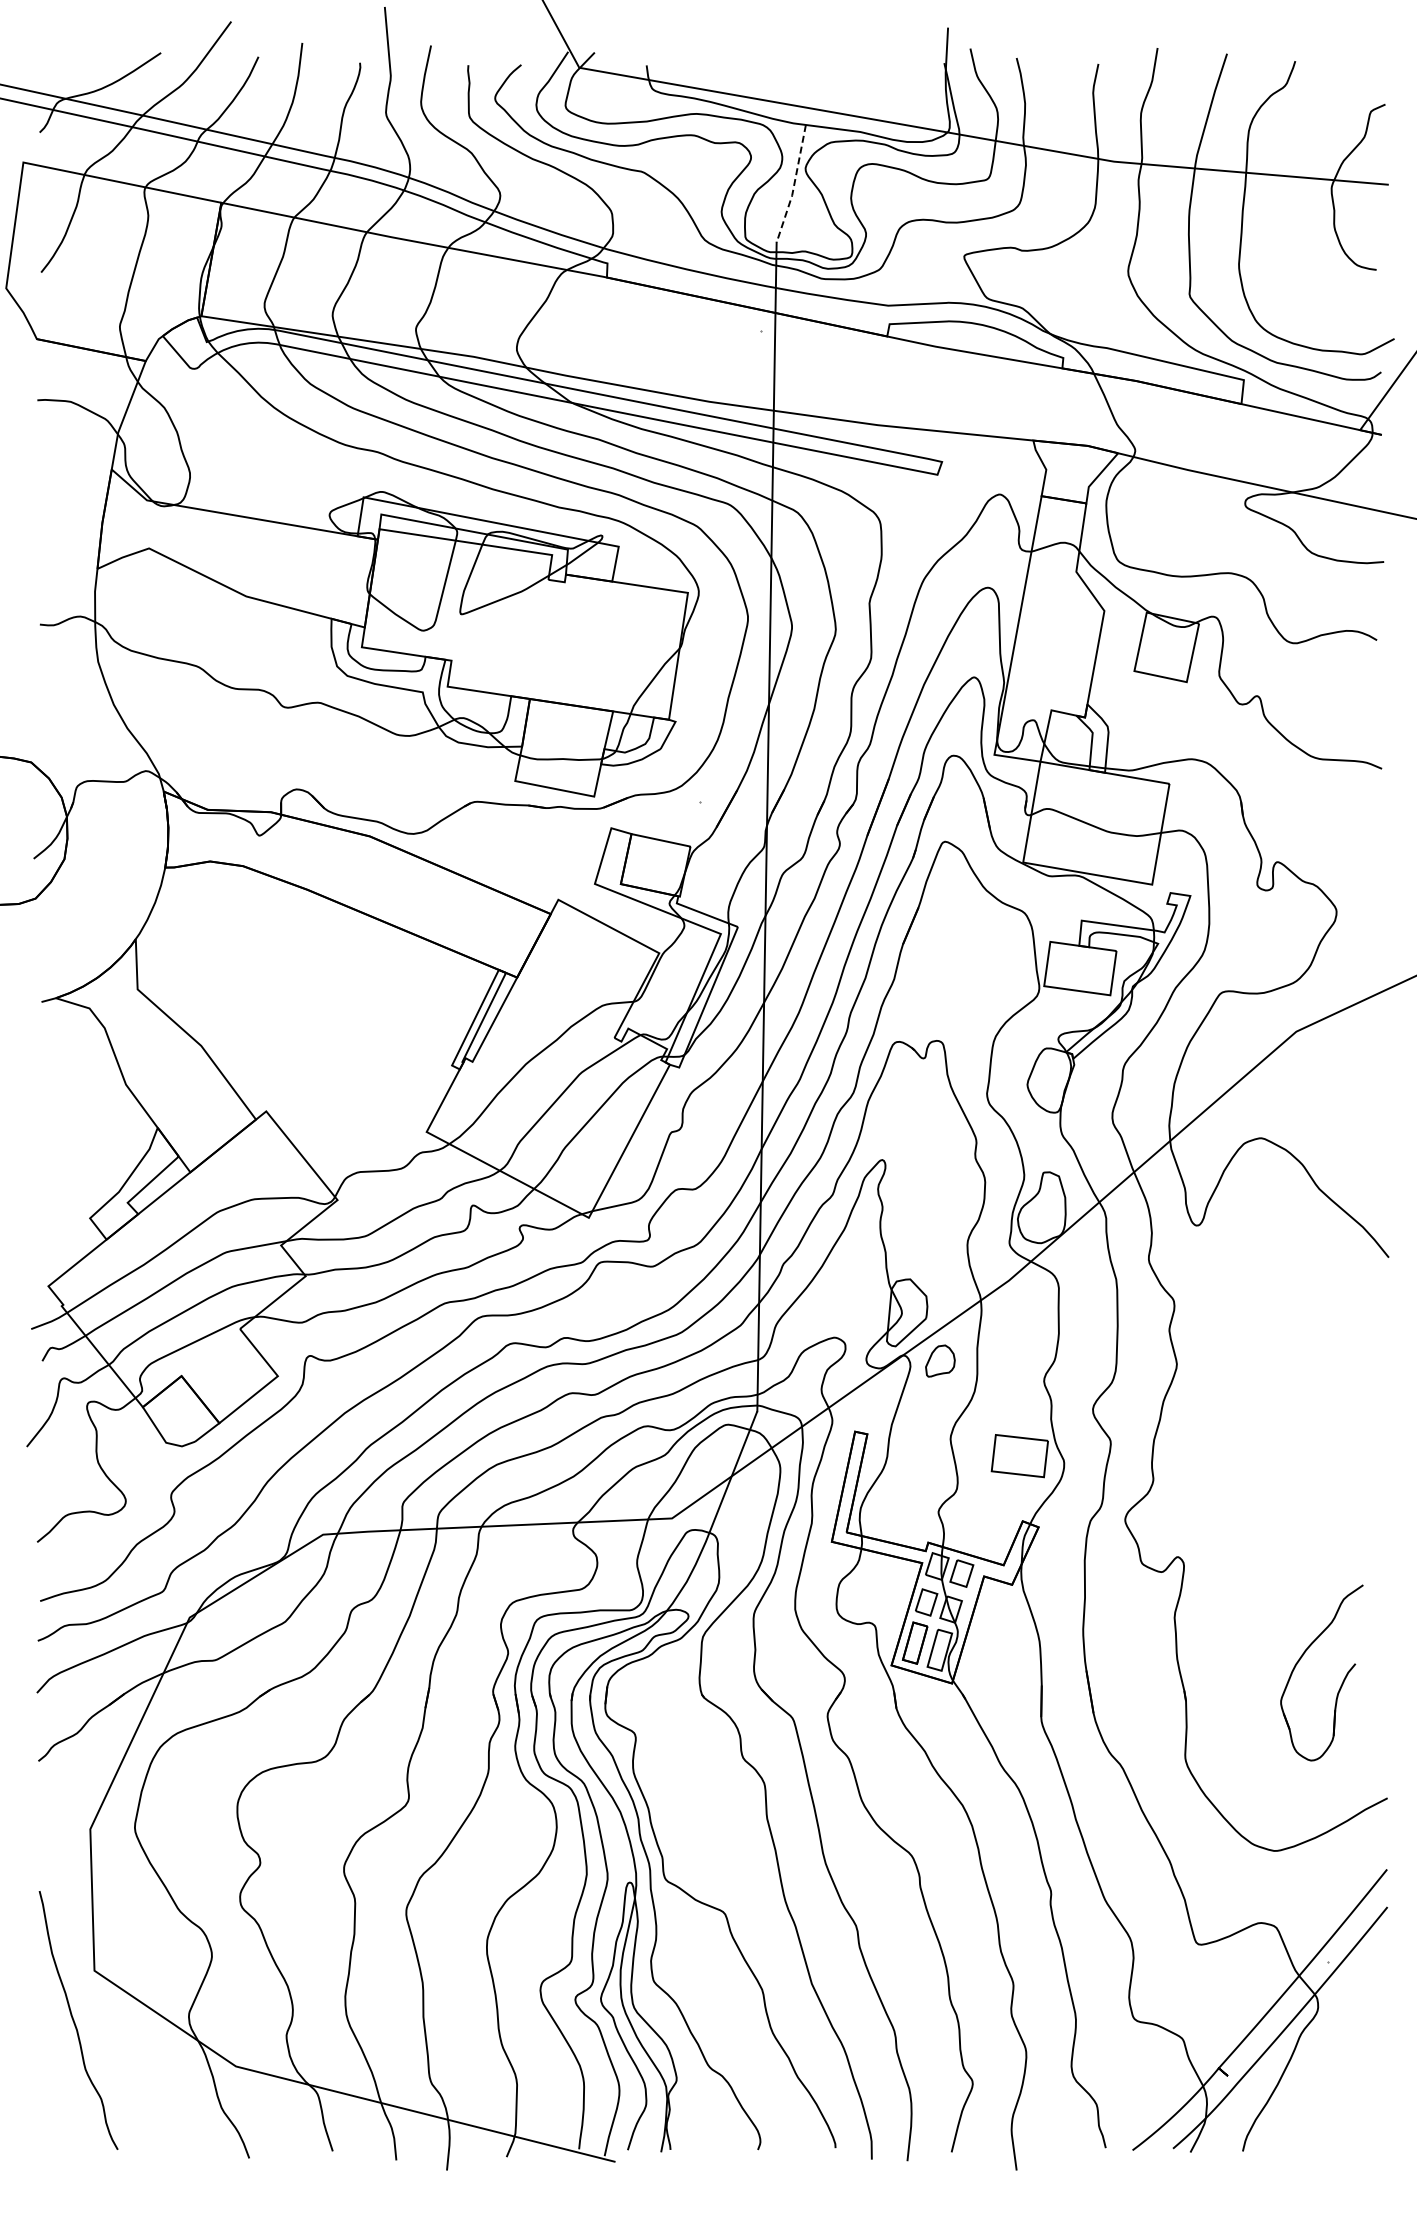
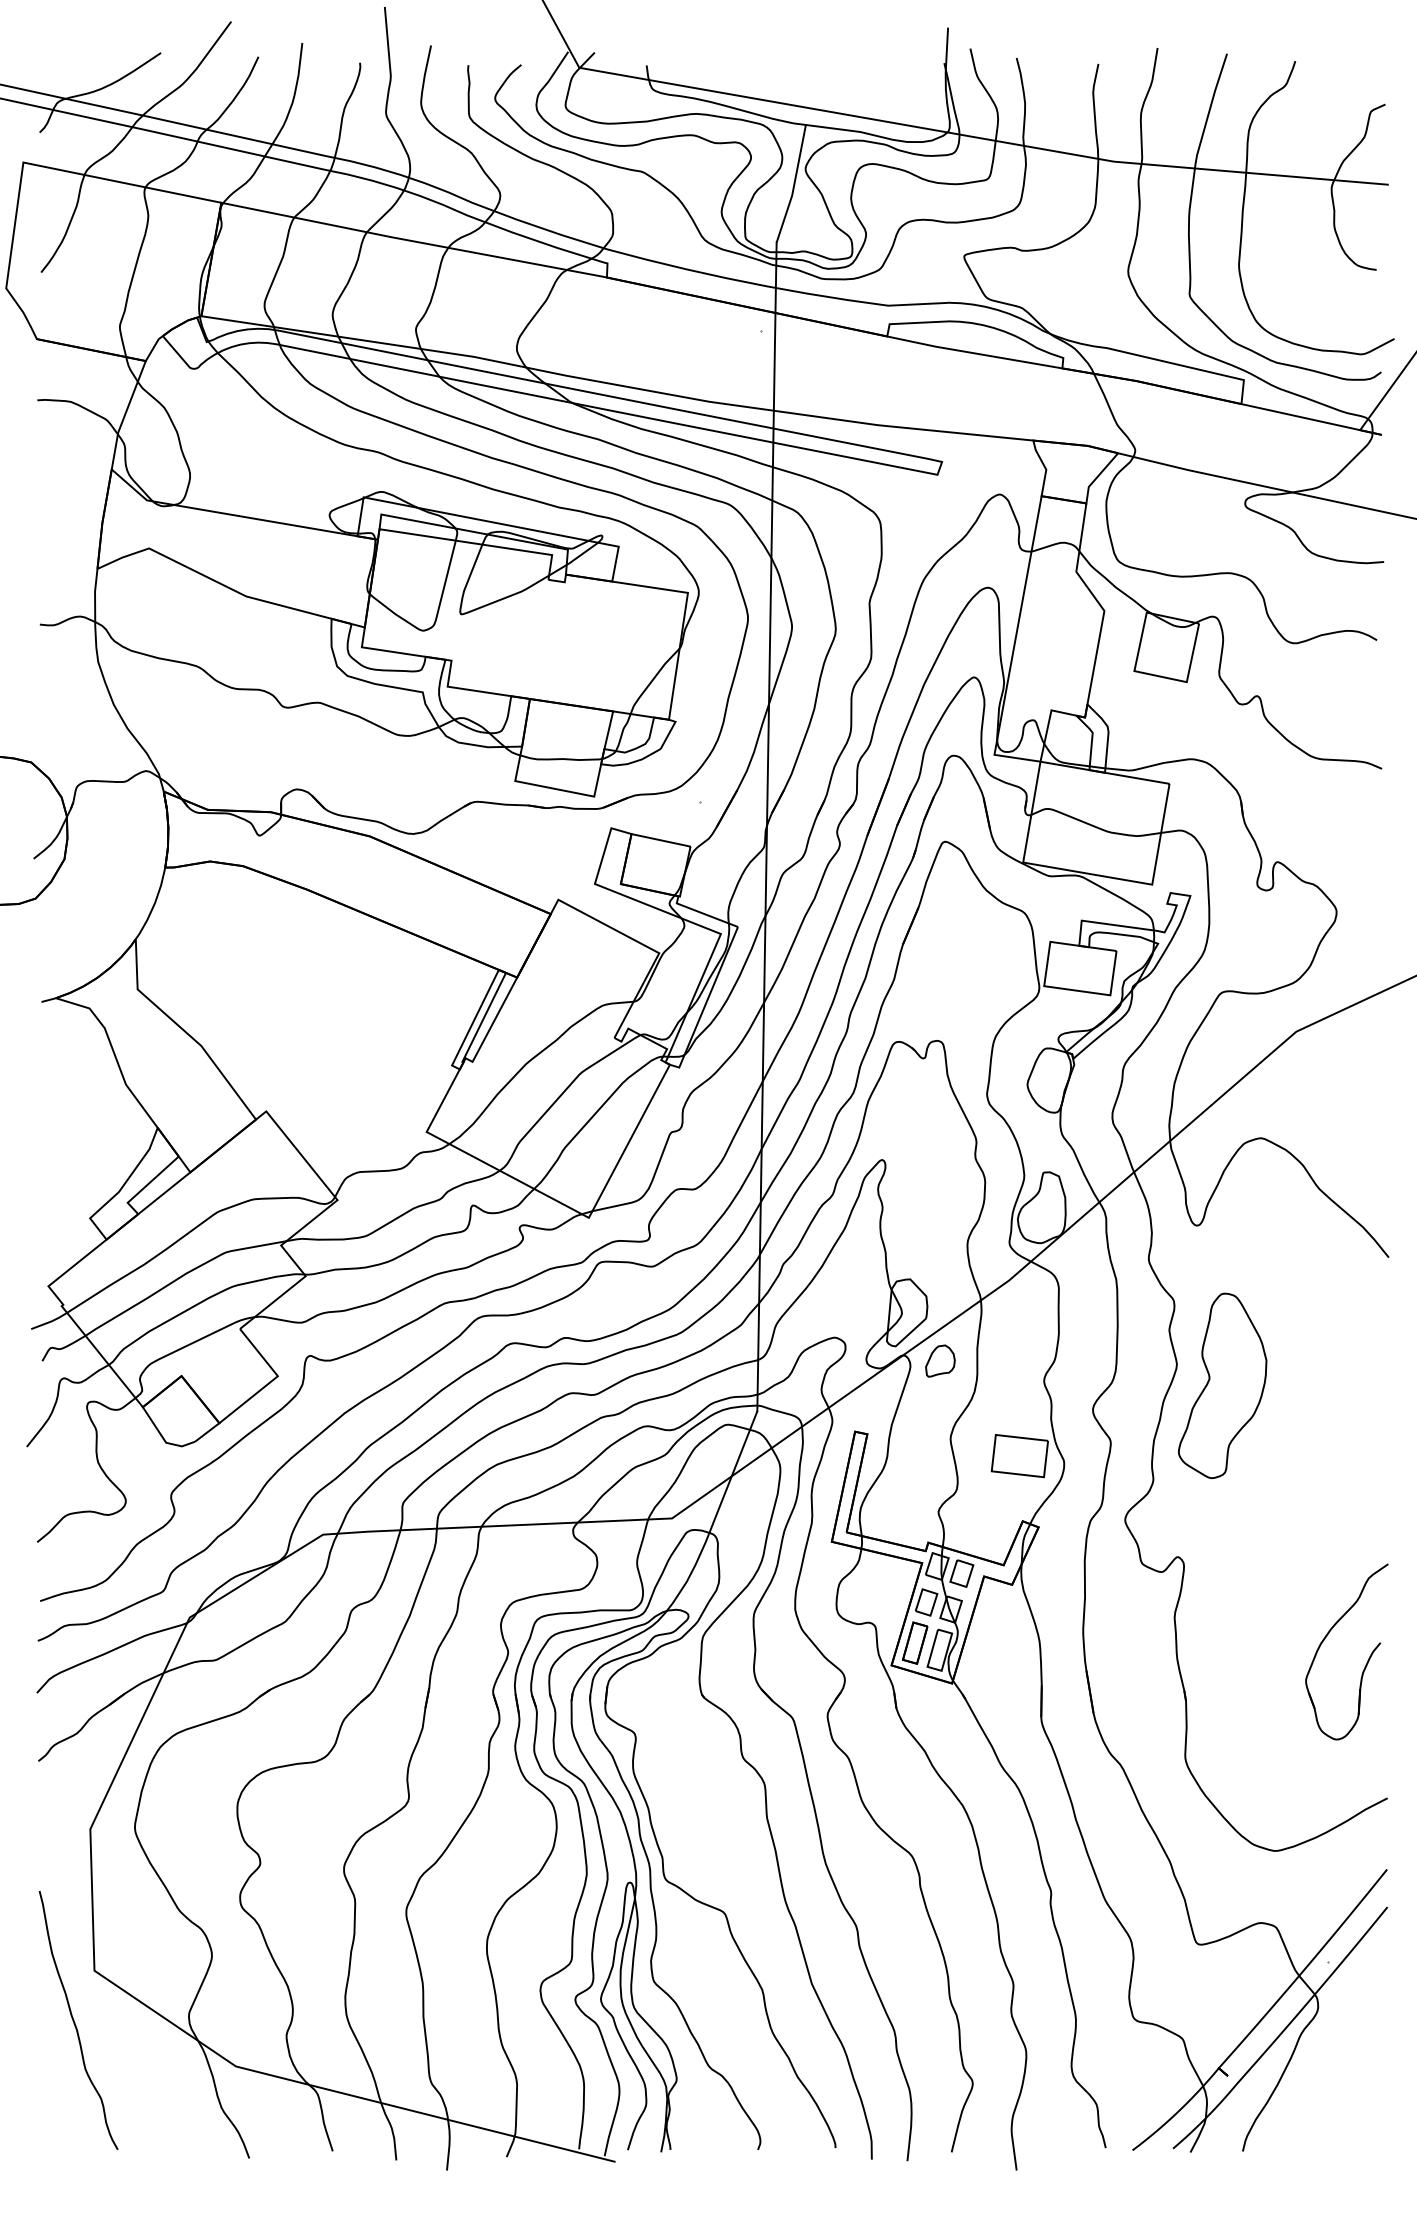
line: dashed -> solid (794, 185)
part: none -> present (1222, 1385)
part position: (1341, 1683) -> (1366, 1662) (1366, 1662)
